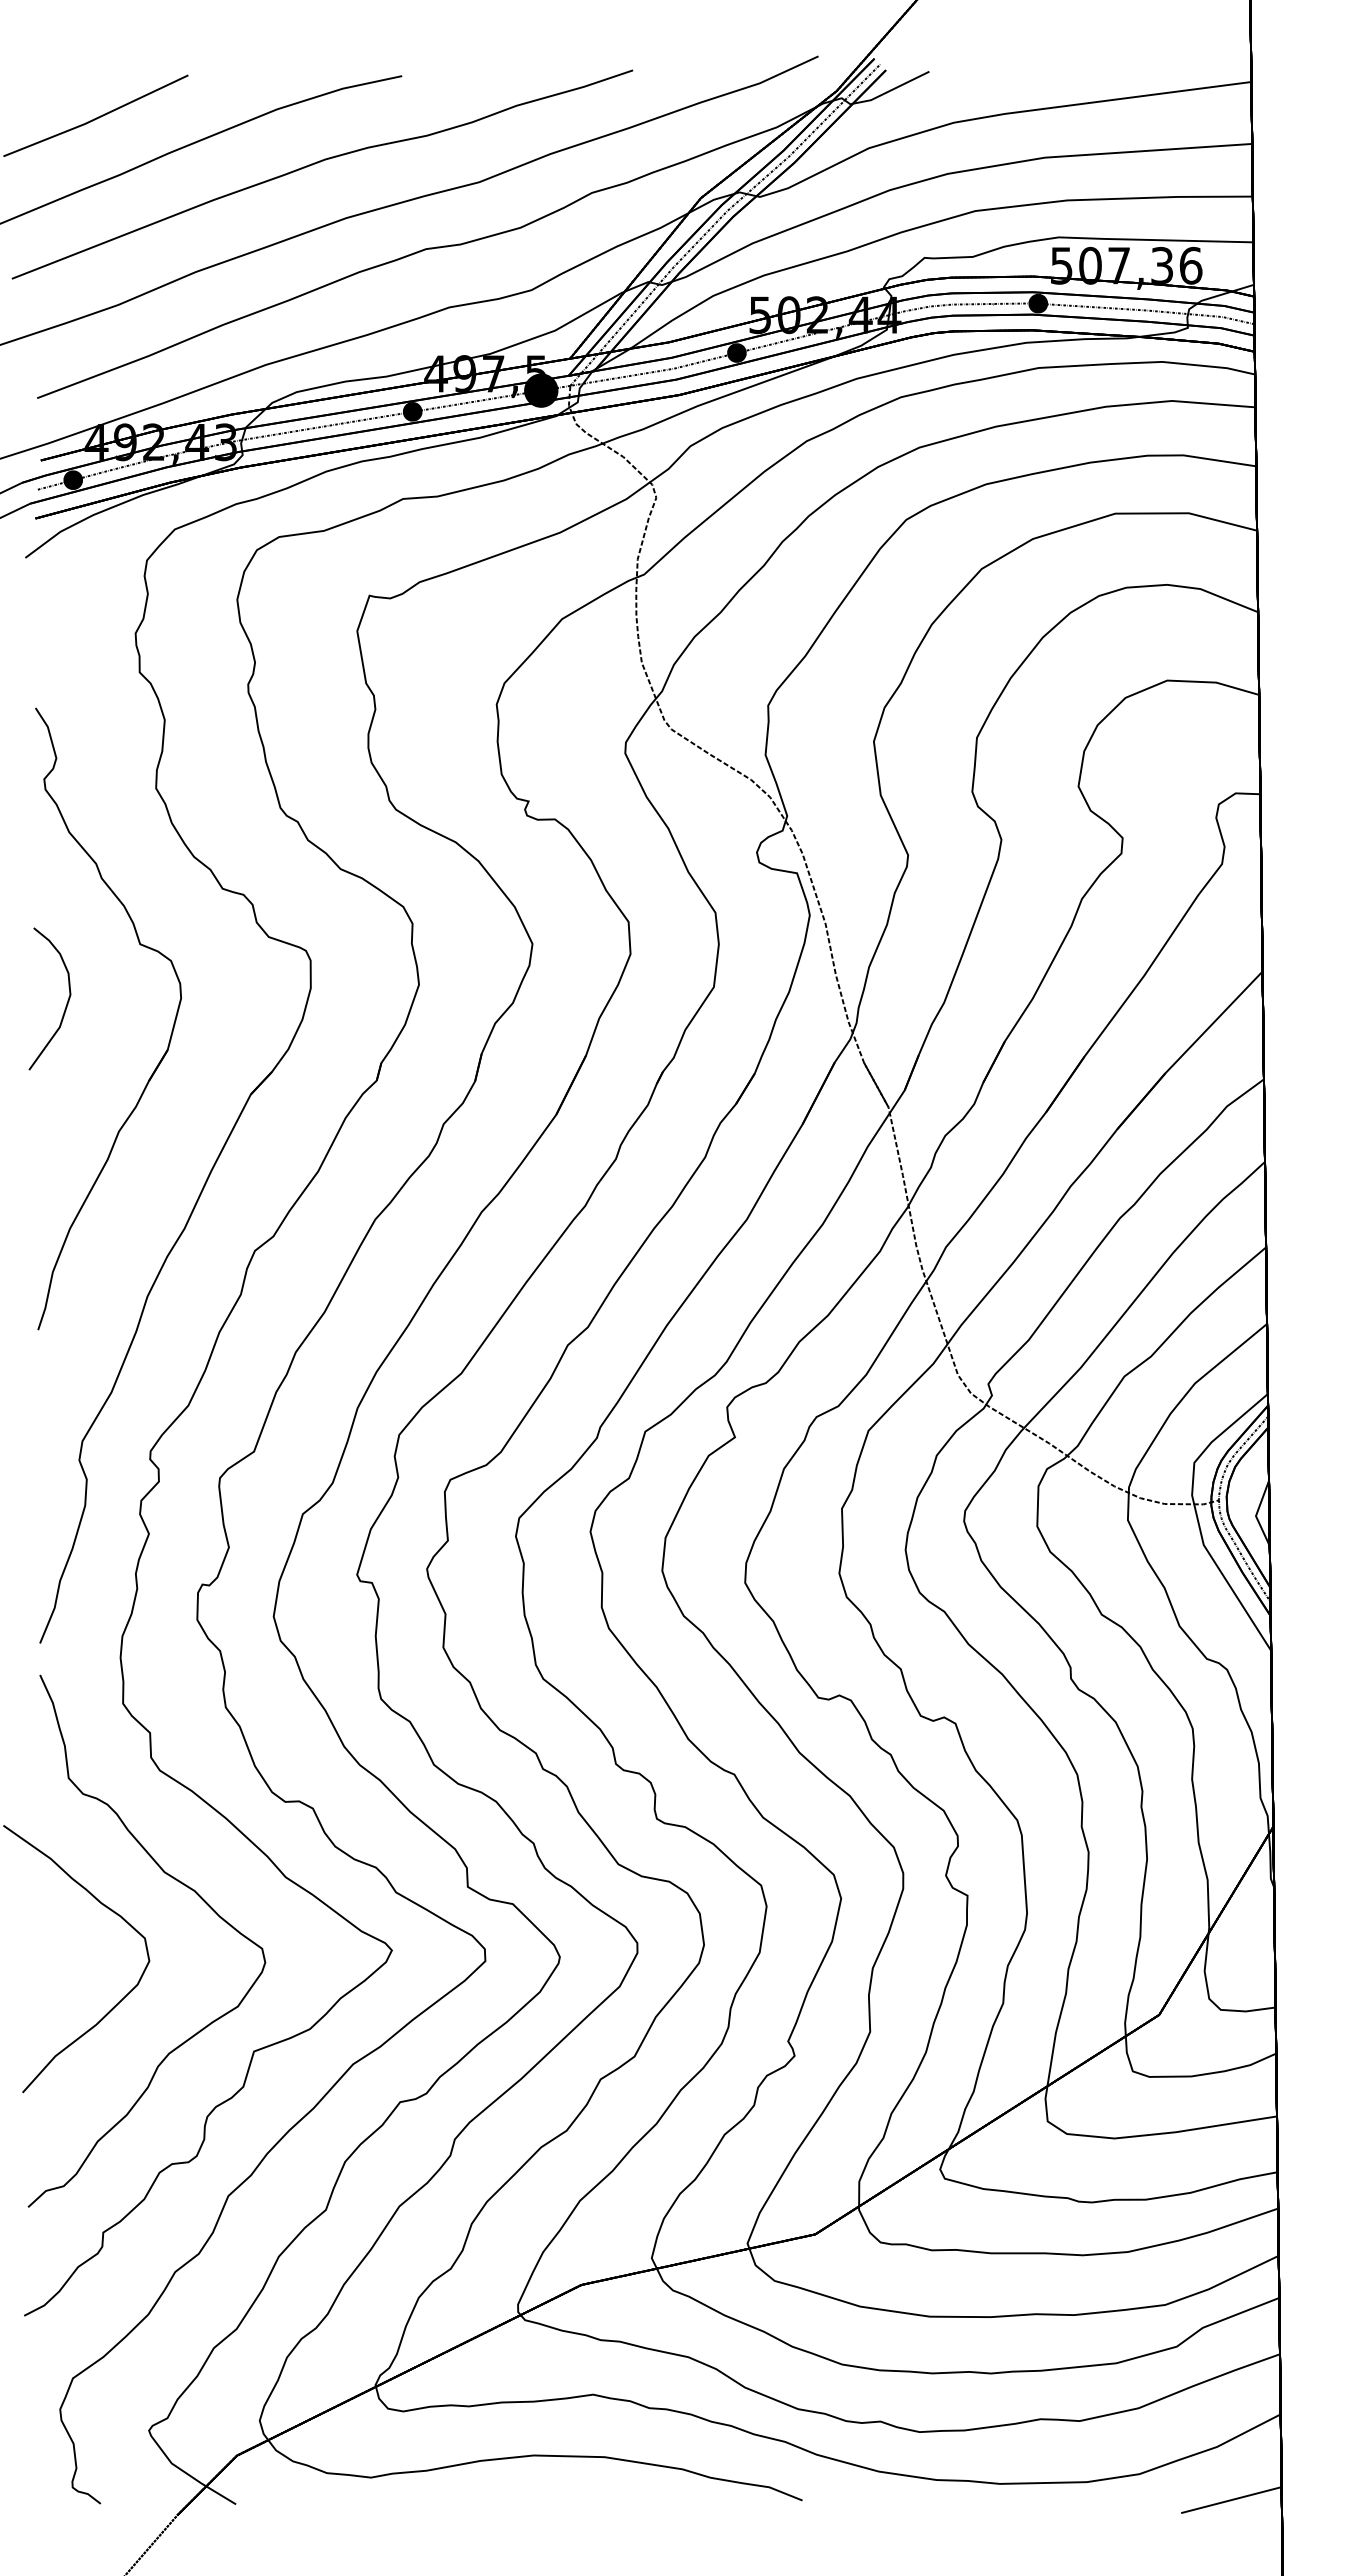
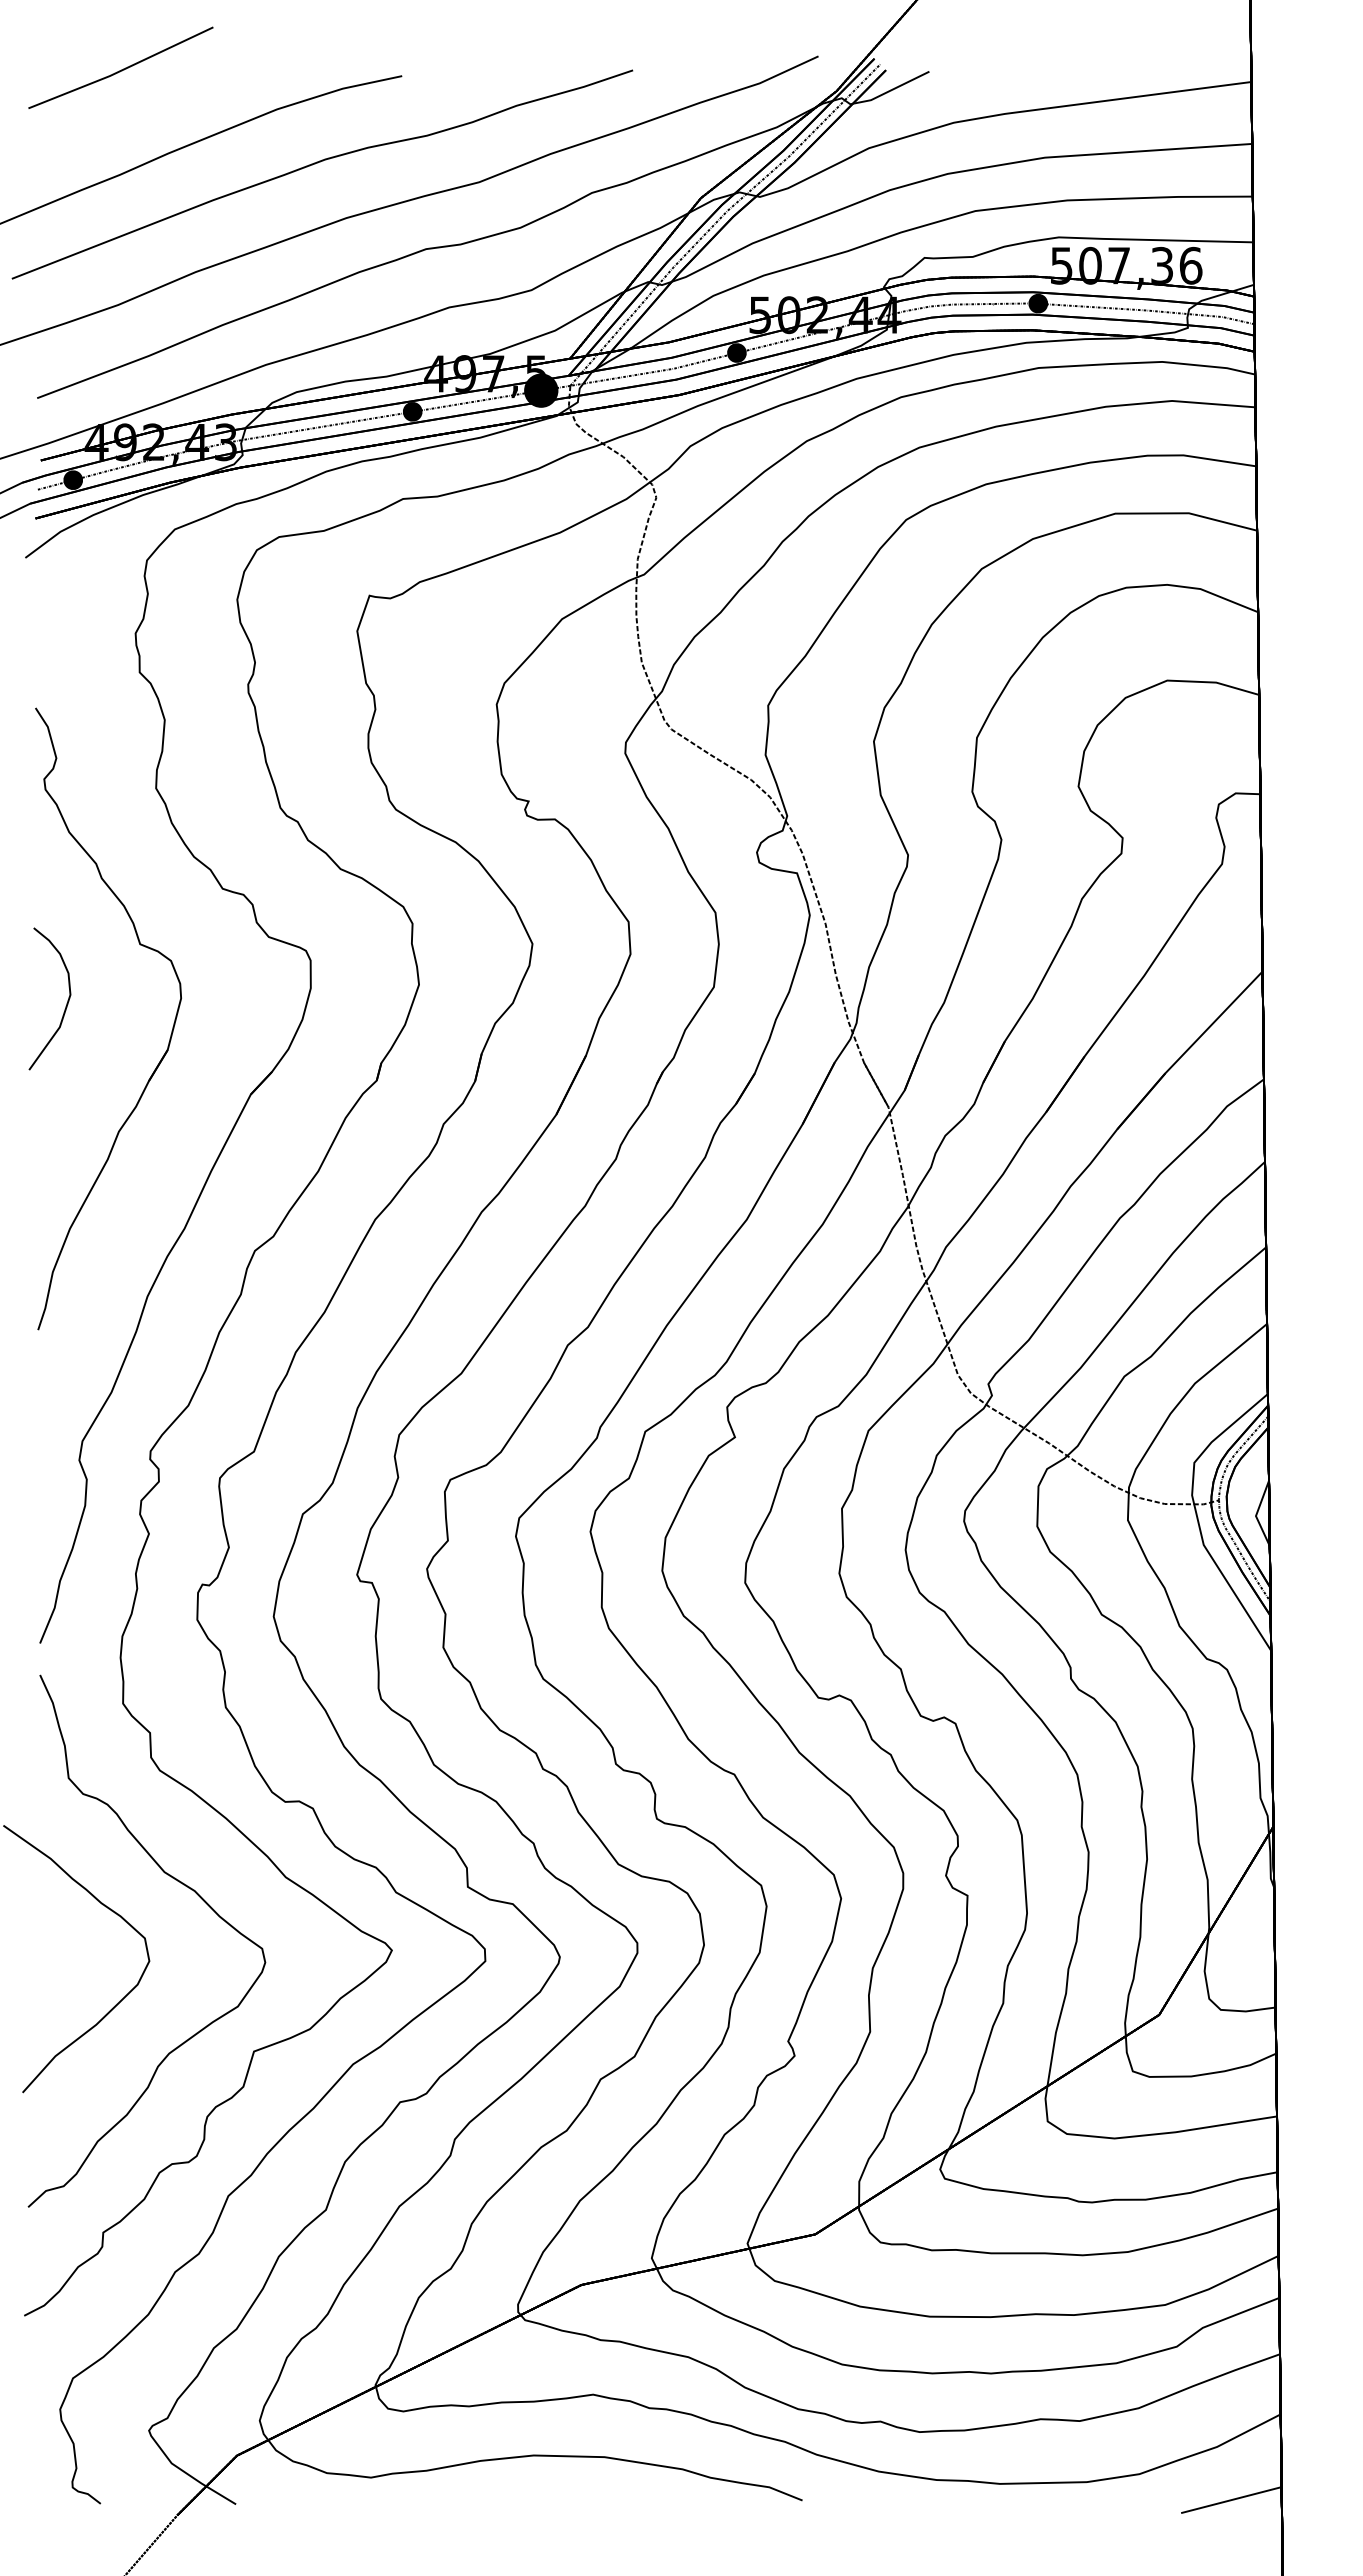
part position: (95, 115) -> (120, 67) (120, 67)
